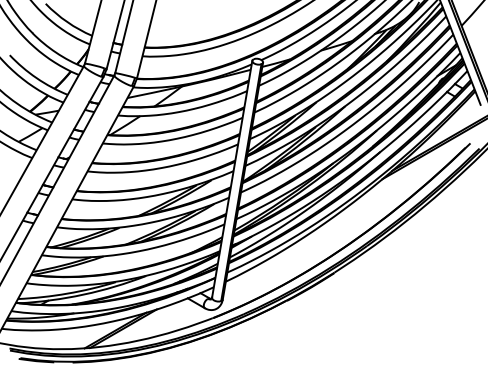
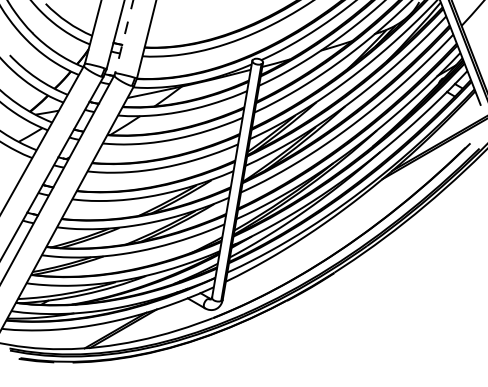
line: solid -> dashed (124, 37)
